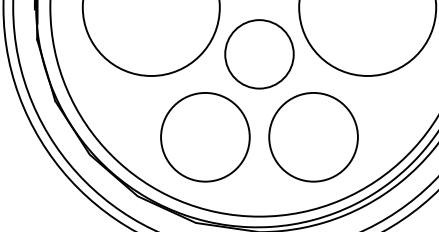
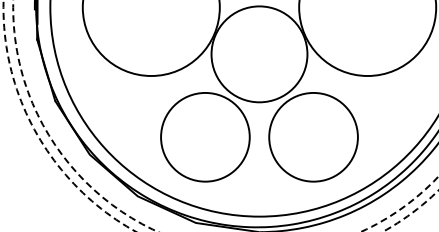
circle diameter: 69 px -> 96 px (259, 54)
circle: solid -> dashed (220, 115)
circle: solid -> dashed (225, 115)
